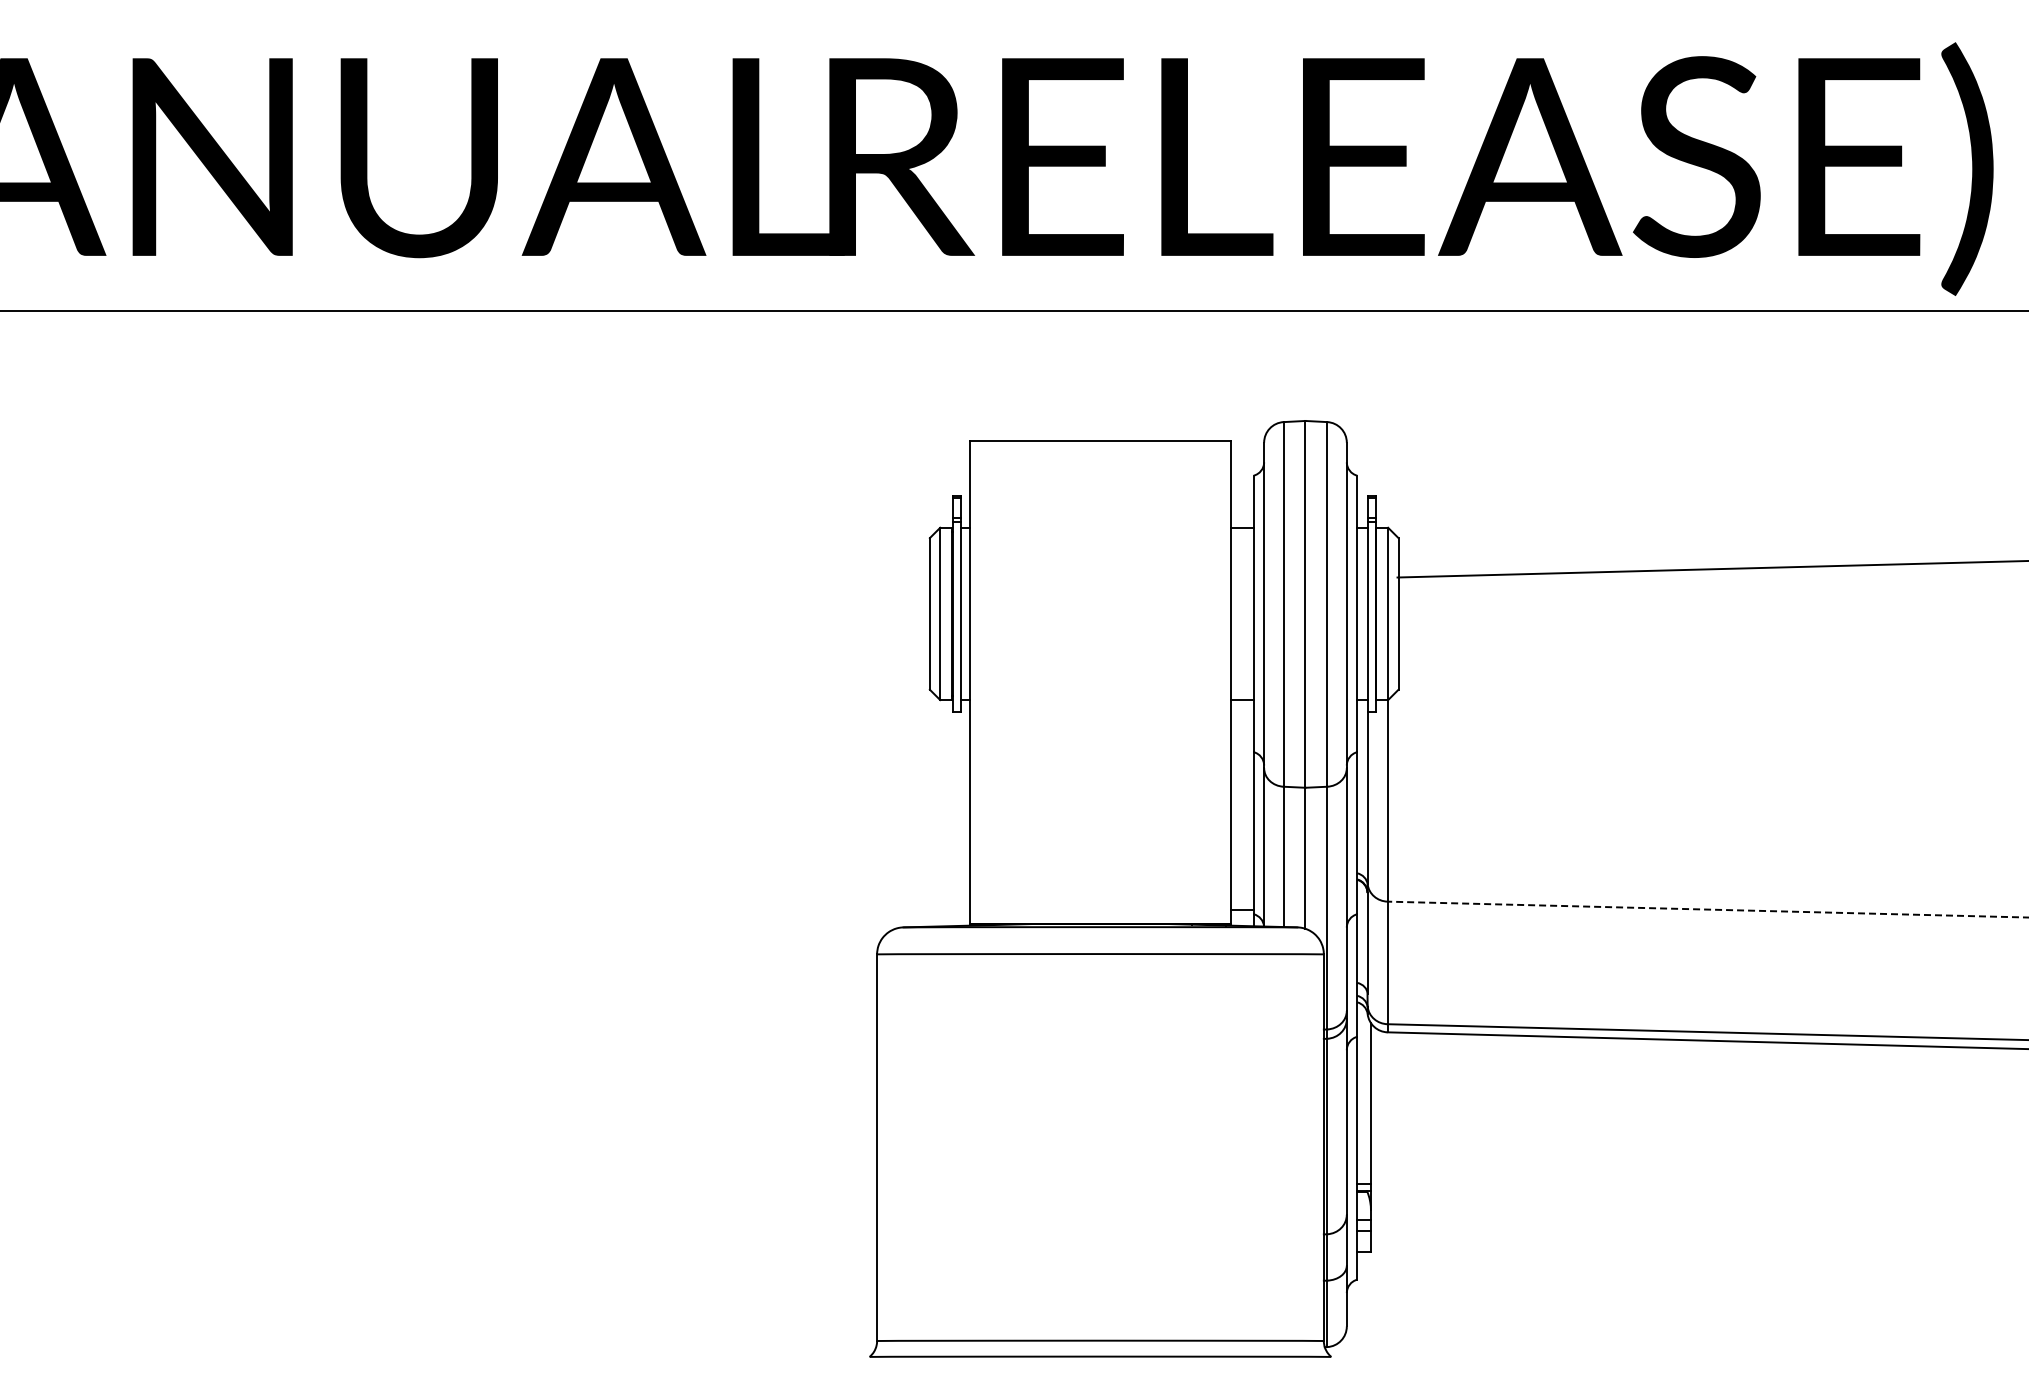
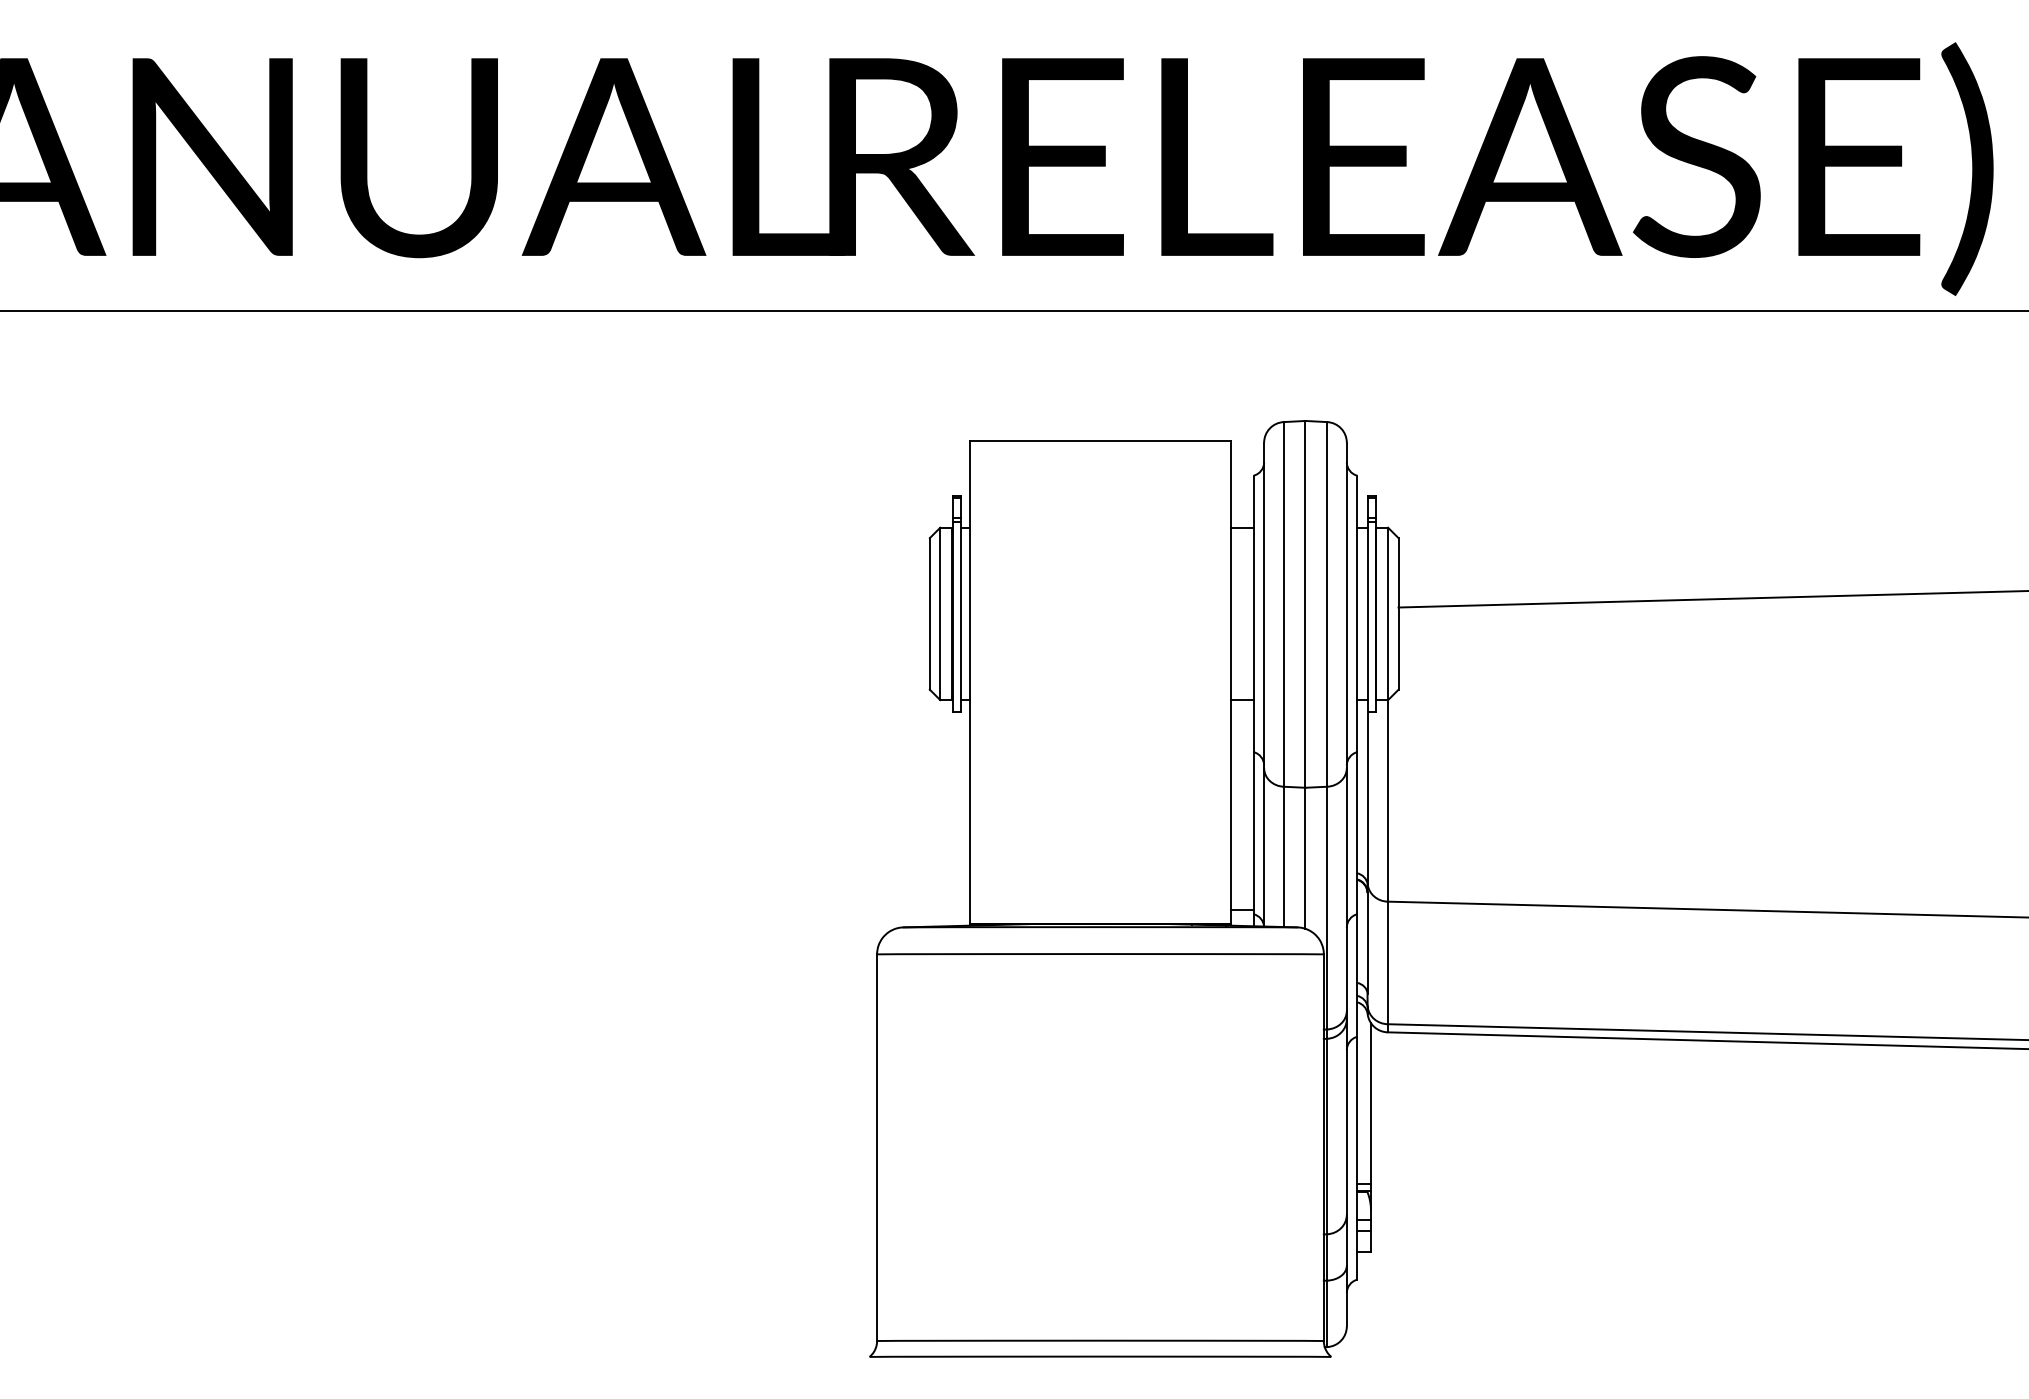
line position: (1711, 569) -> (1711, 599) (1711, 599)
line: dashed -> solid (1707, 909)
